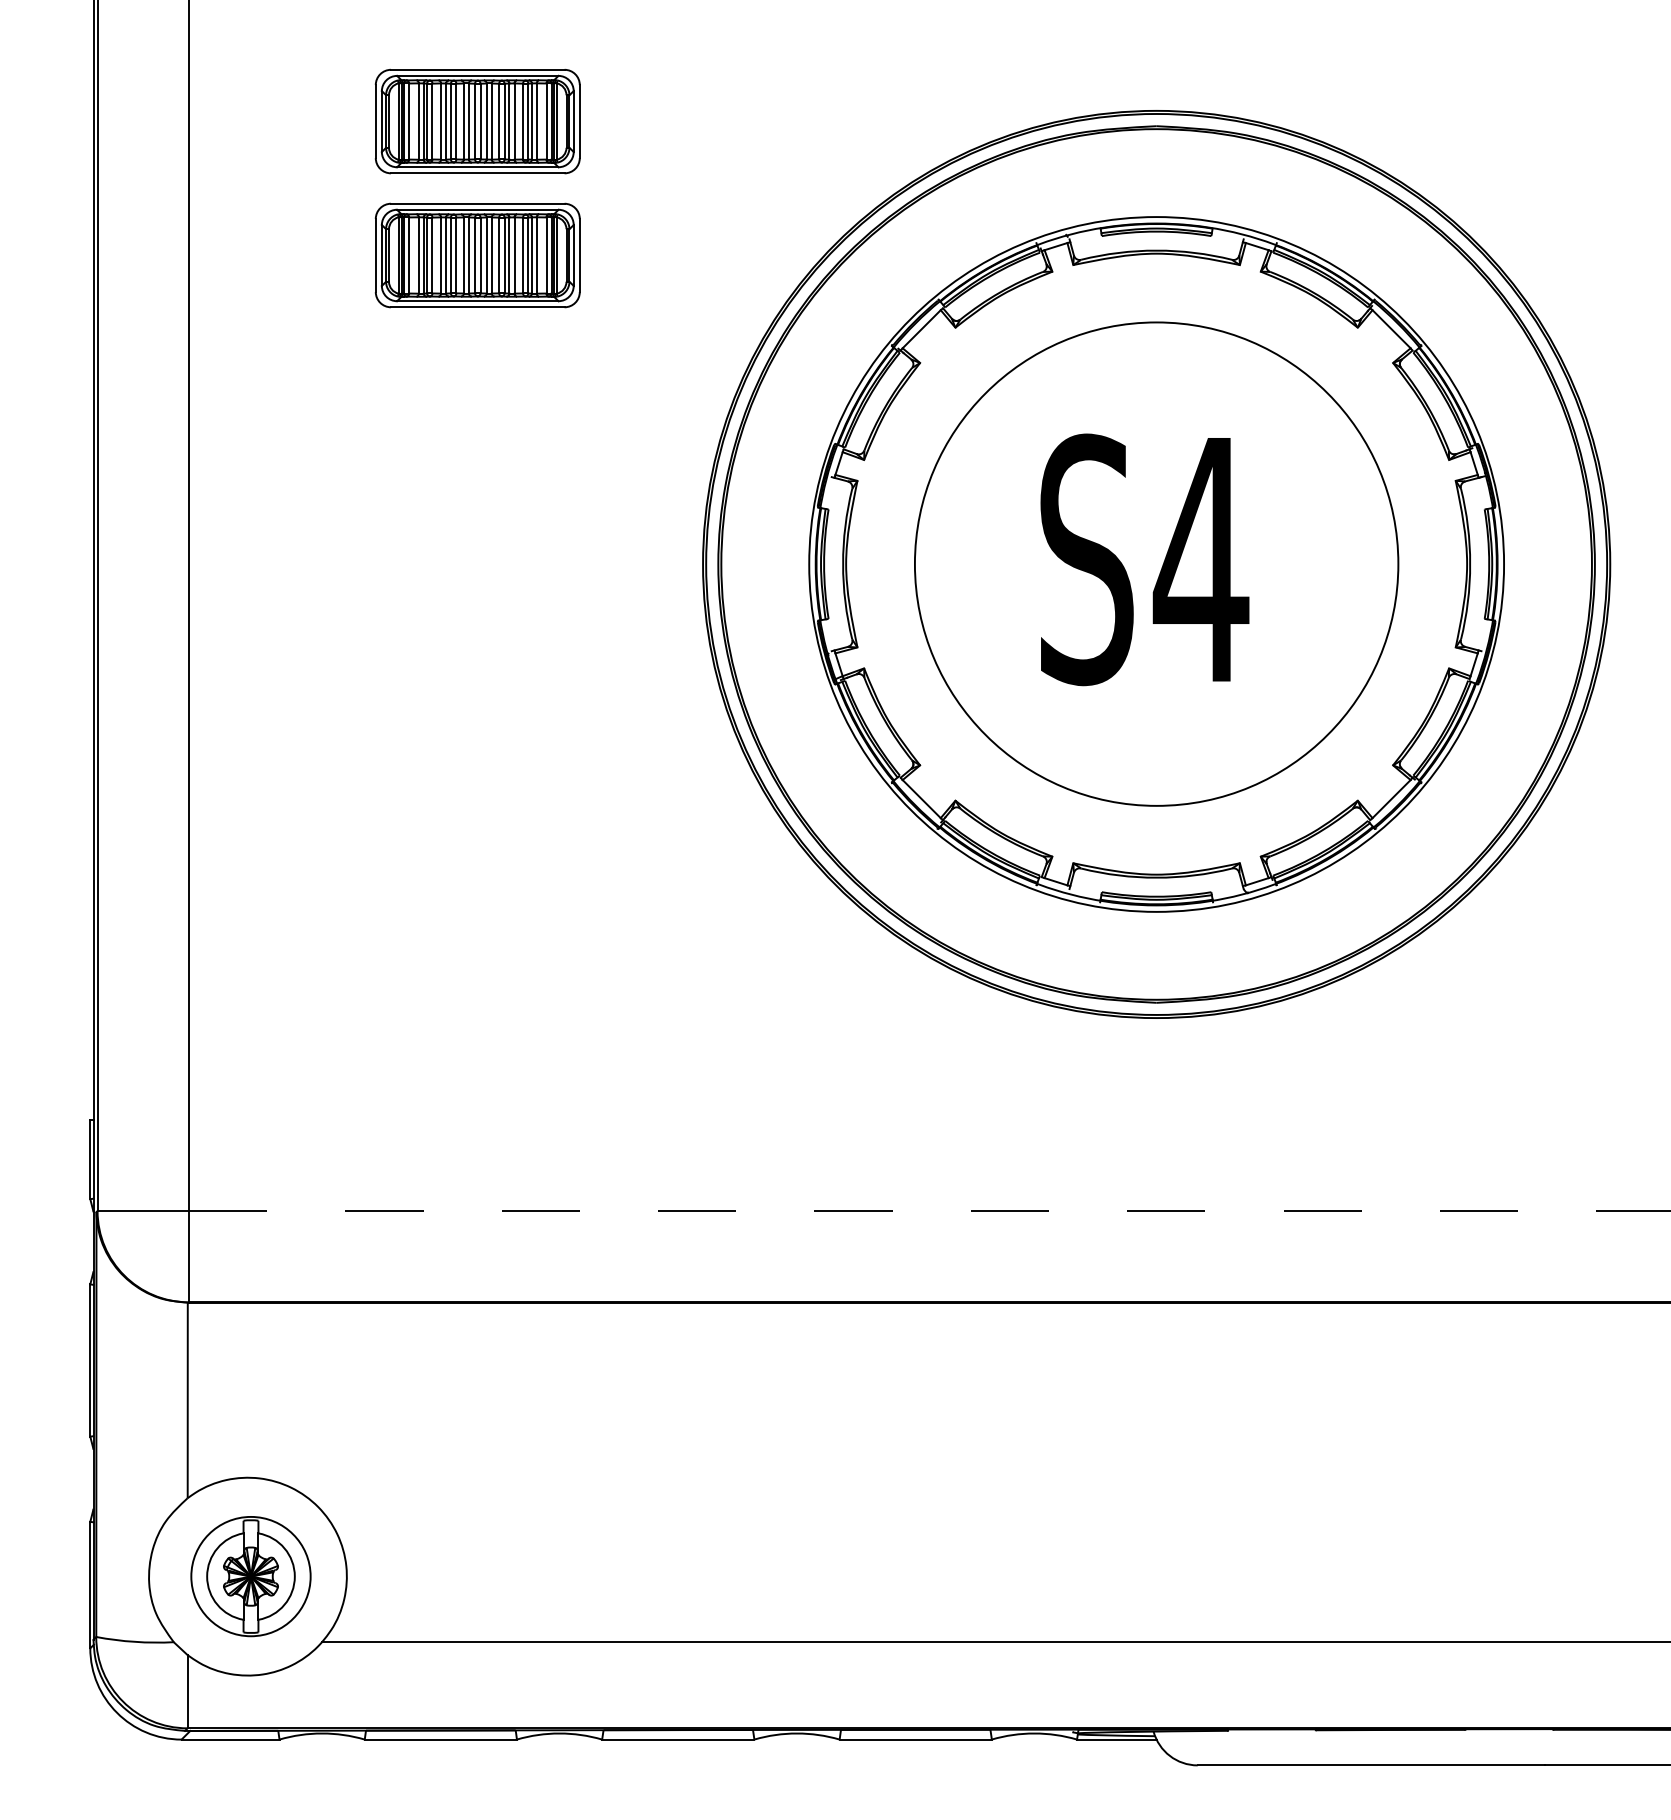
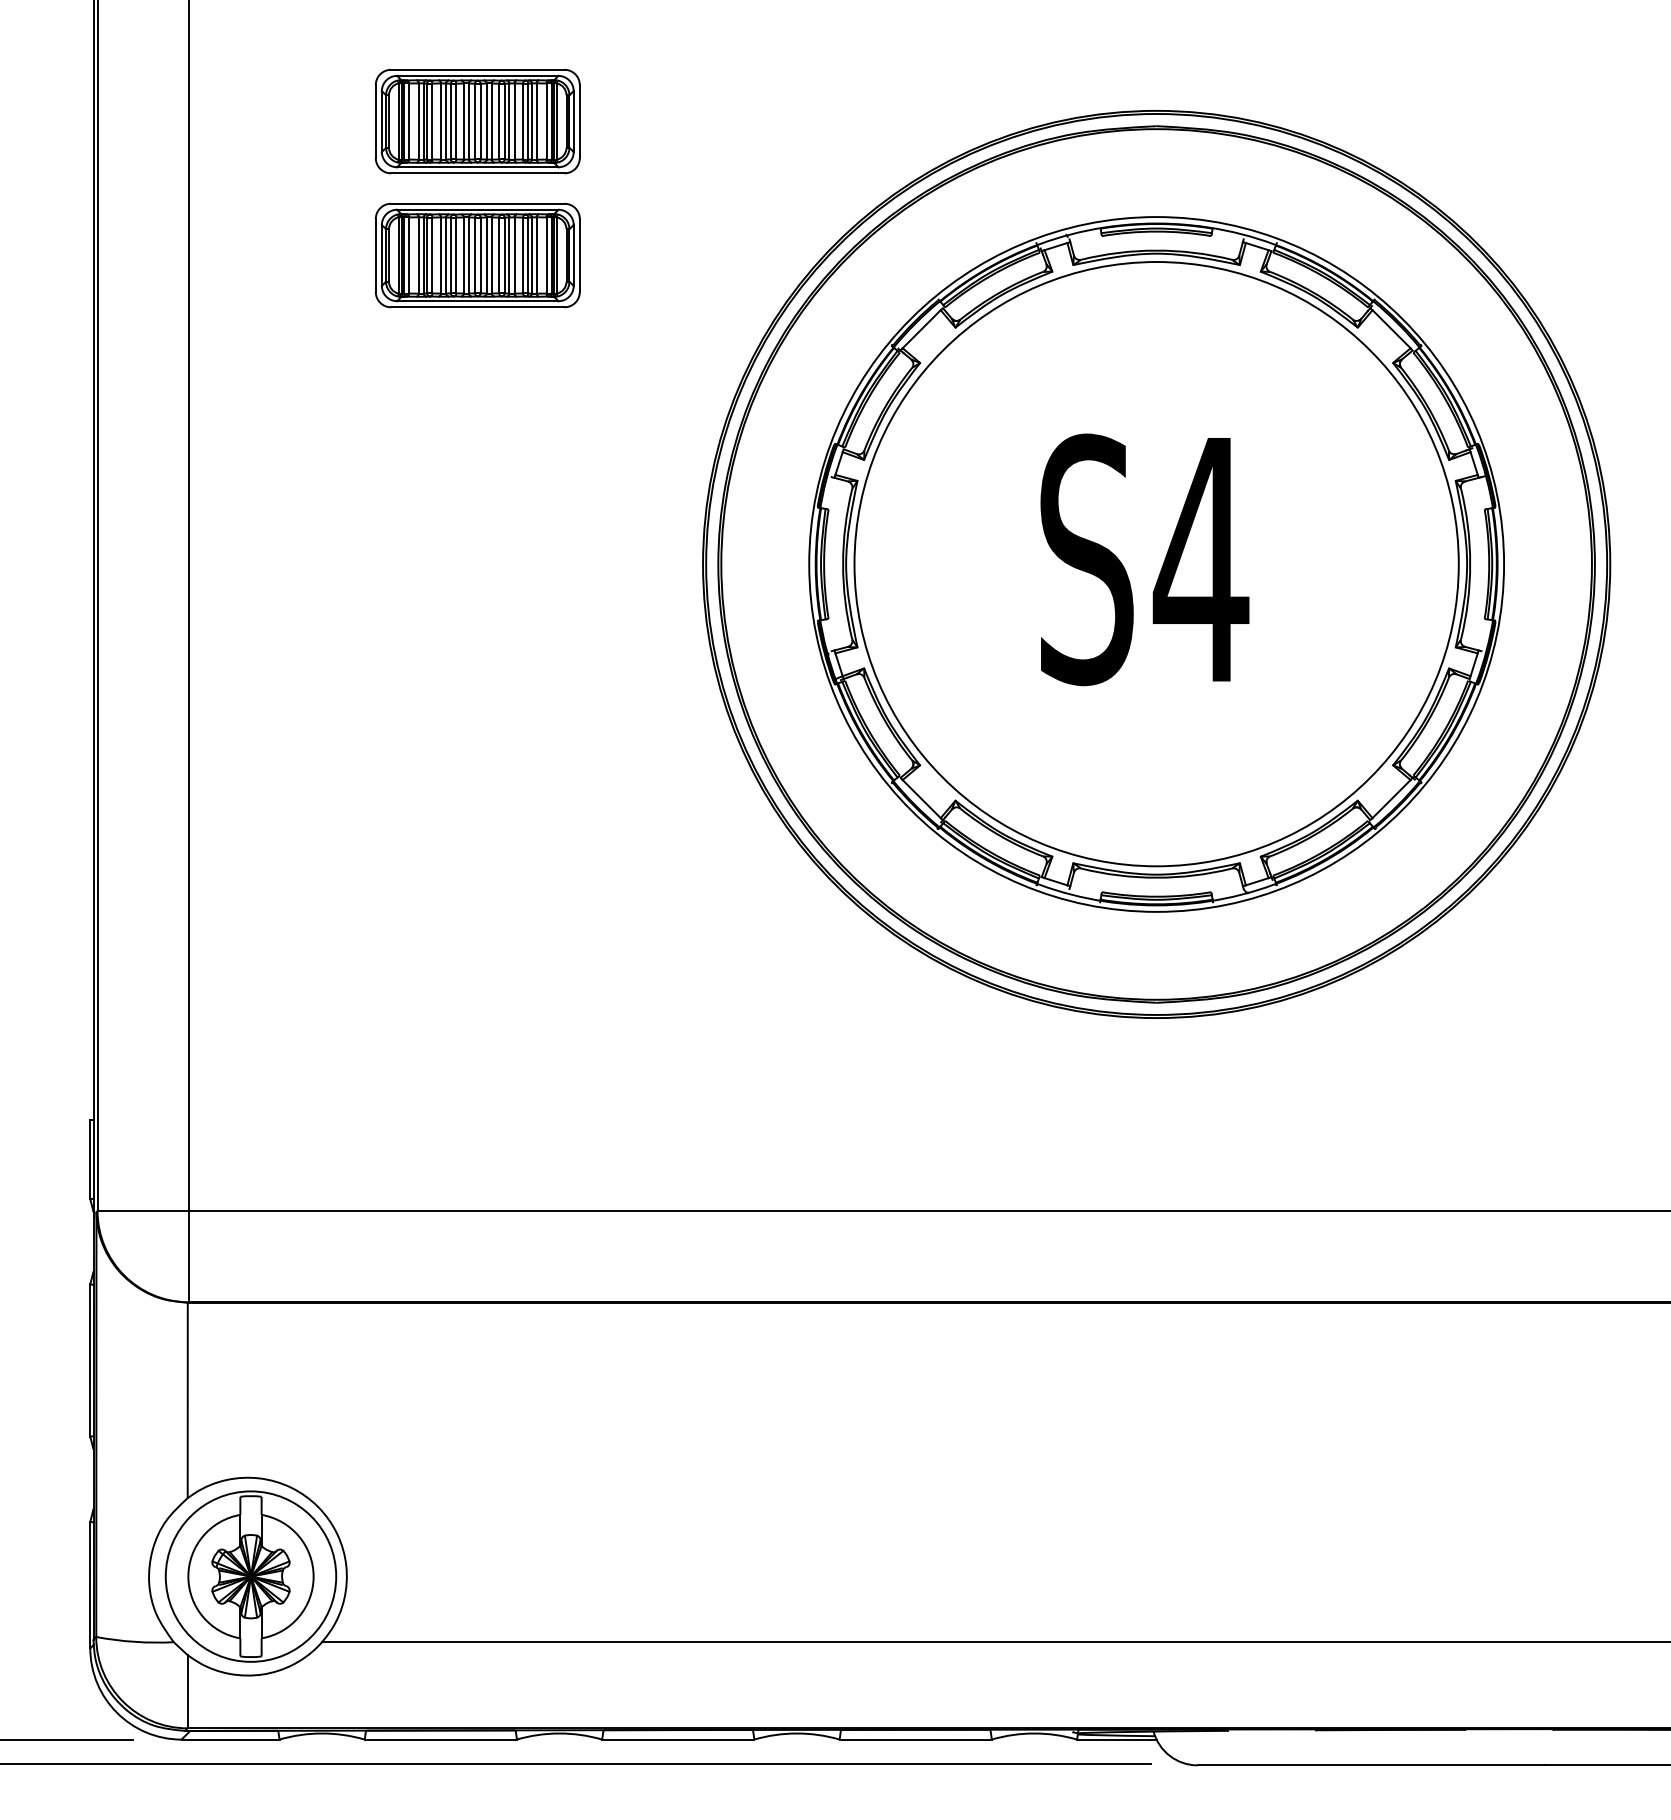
circle diameter: 483 px -> 604 px (1156, 564)
line: dashed -> solid (929, 1210)
part size: 122x122 px -> 174x173 px (250, 1576)
line: none -> present (67, 1739)
line: none -> present (576, 1763)
